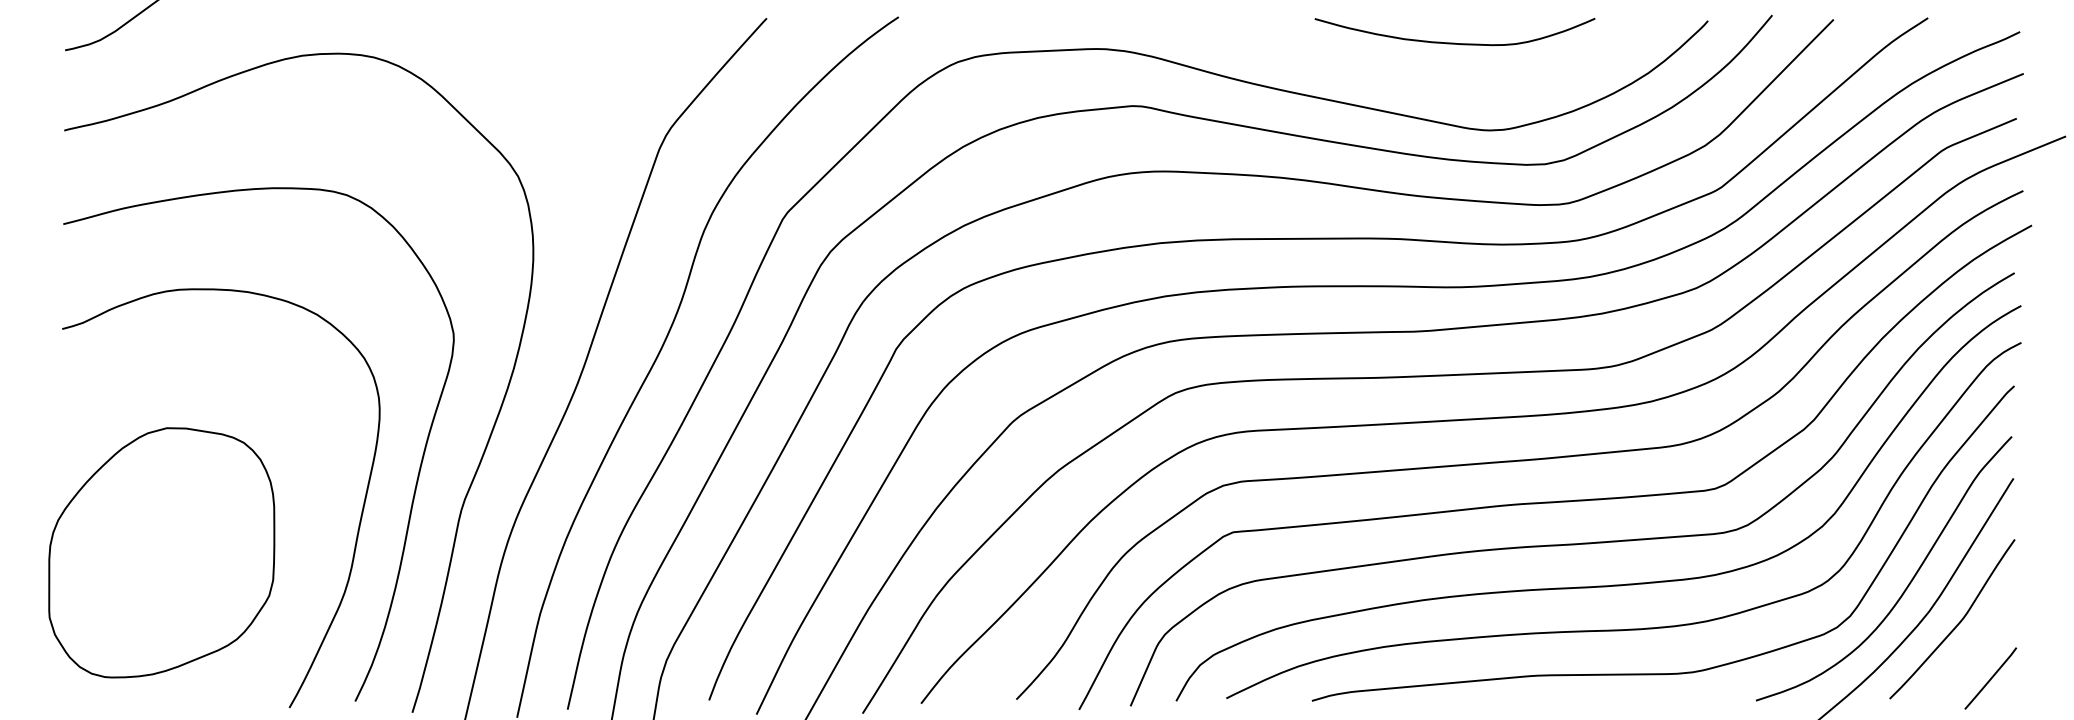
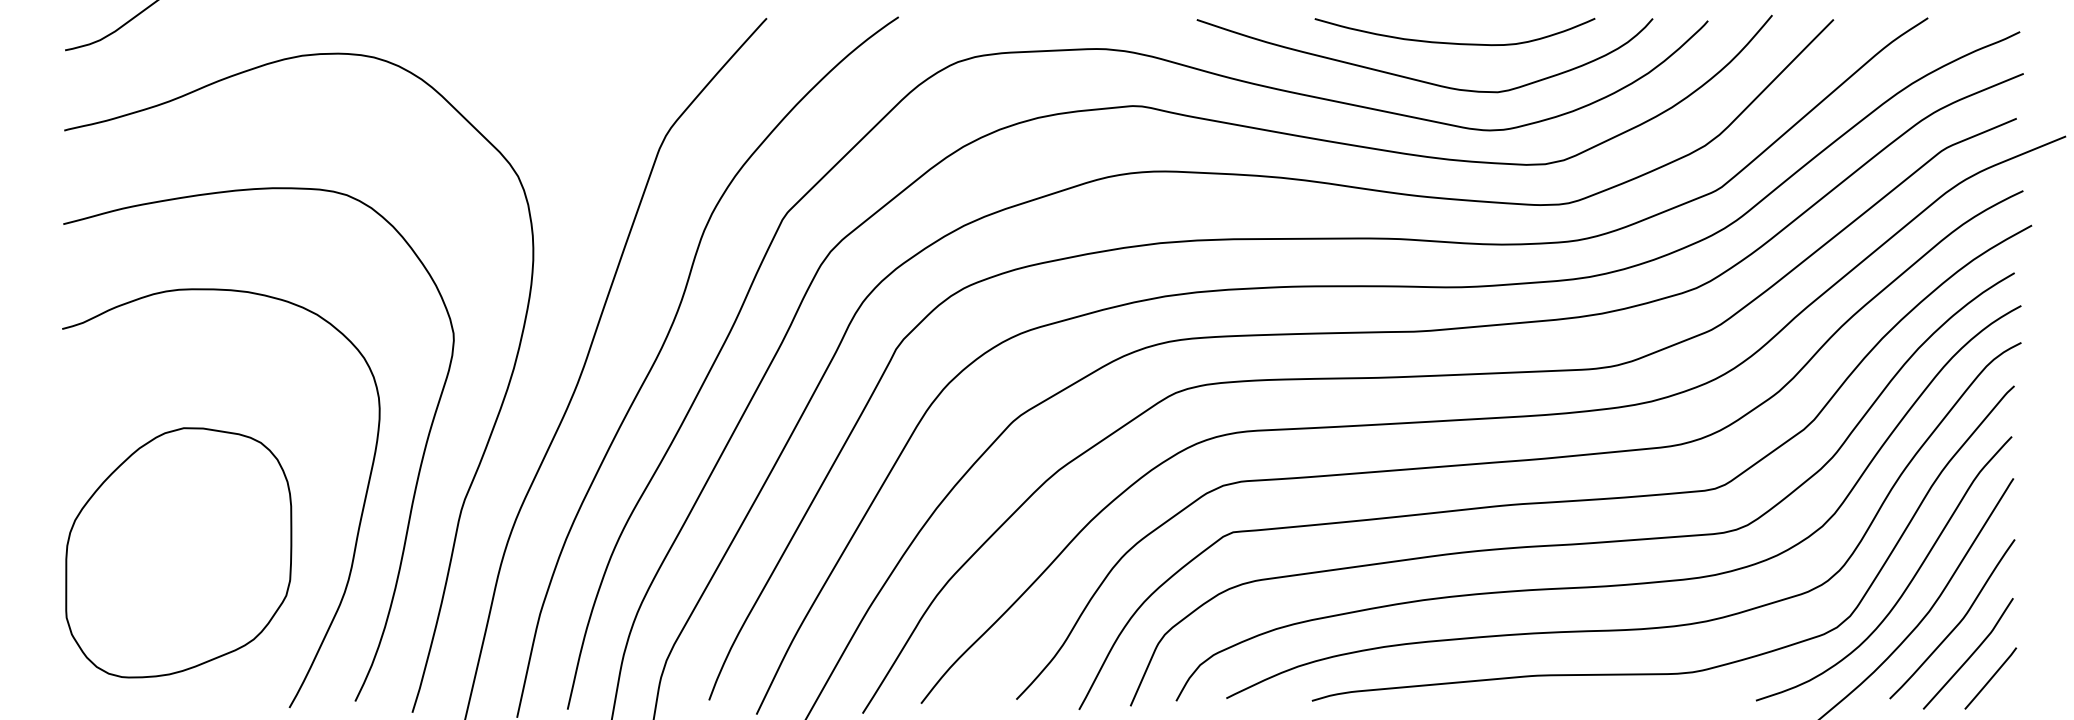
curve: none -> present (1419, 79)
part position: (161, 552) -> (178, 552) (178, 552)
curve: none -> present (1970, 655)
